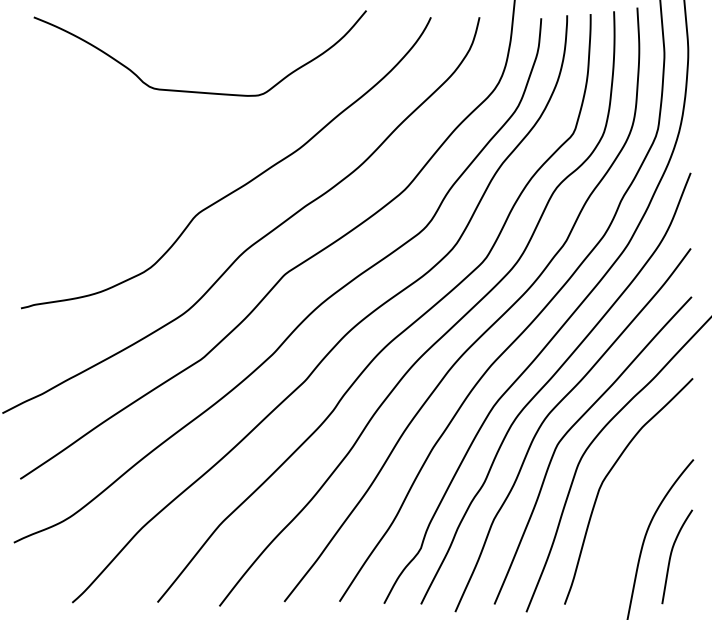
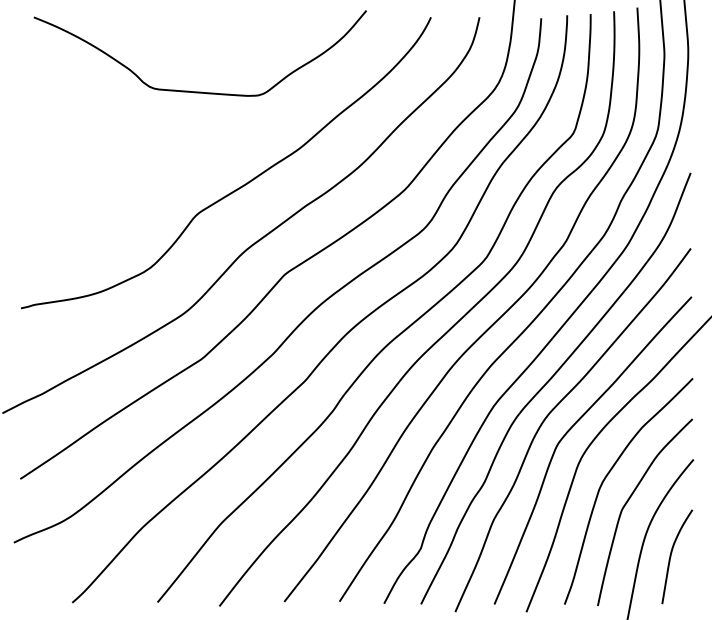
curve: none -> present (629, 500)
